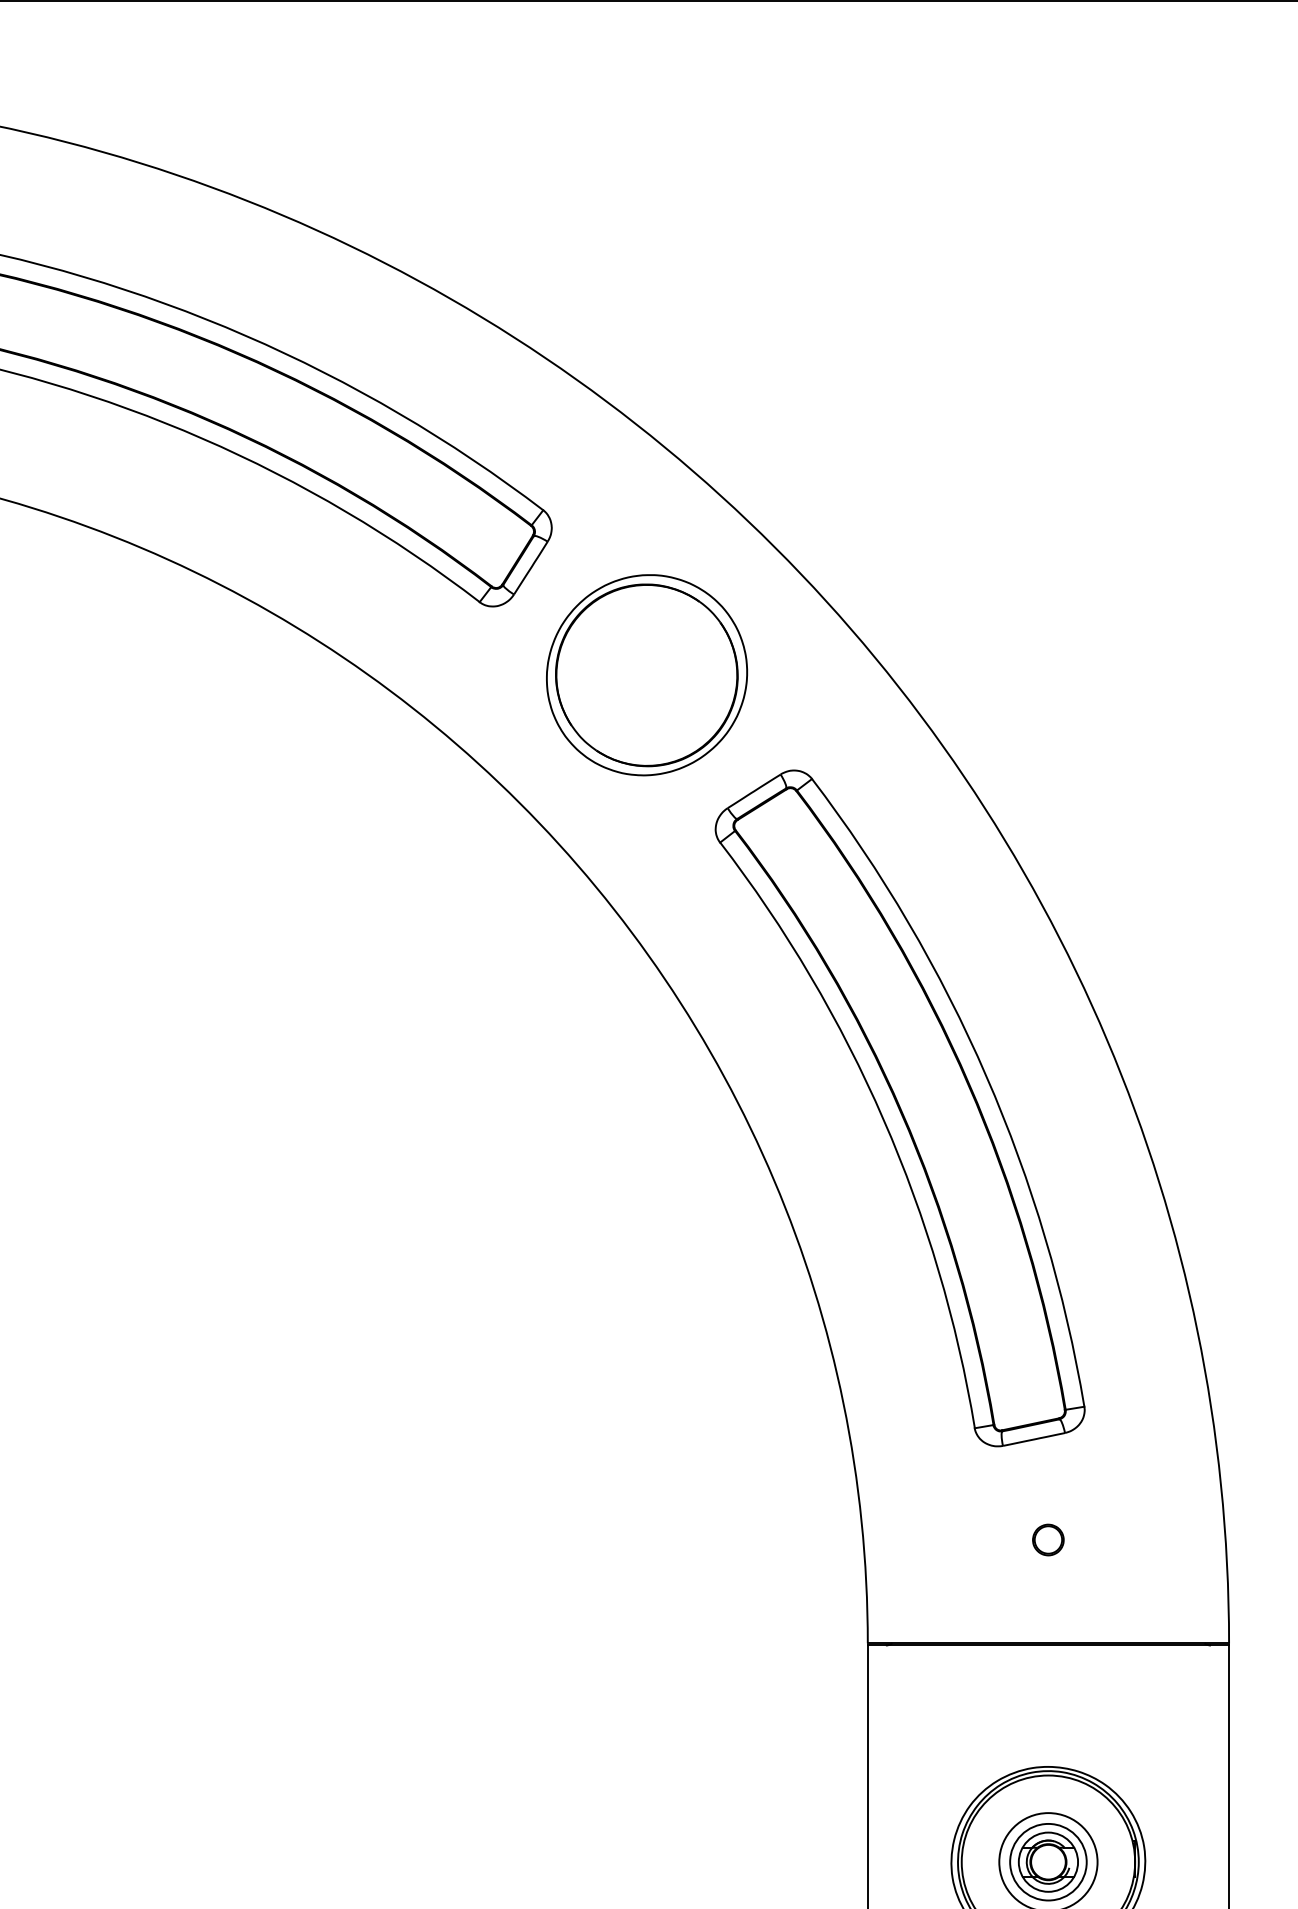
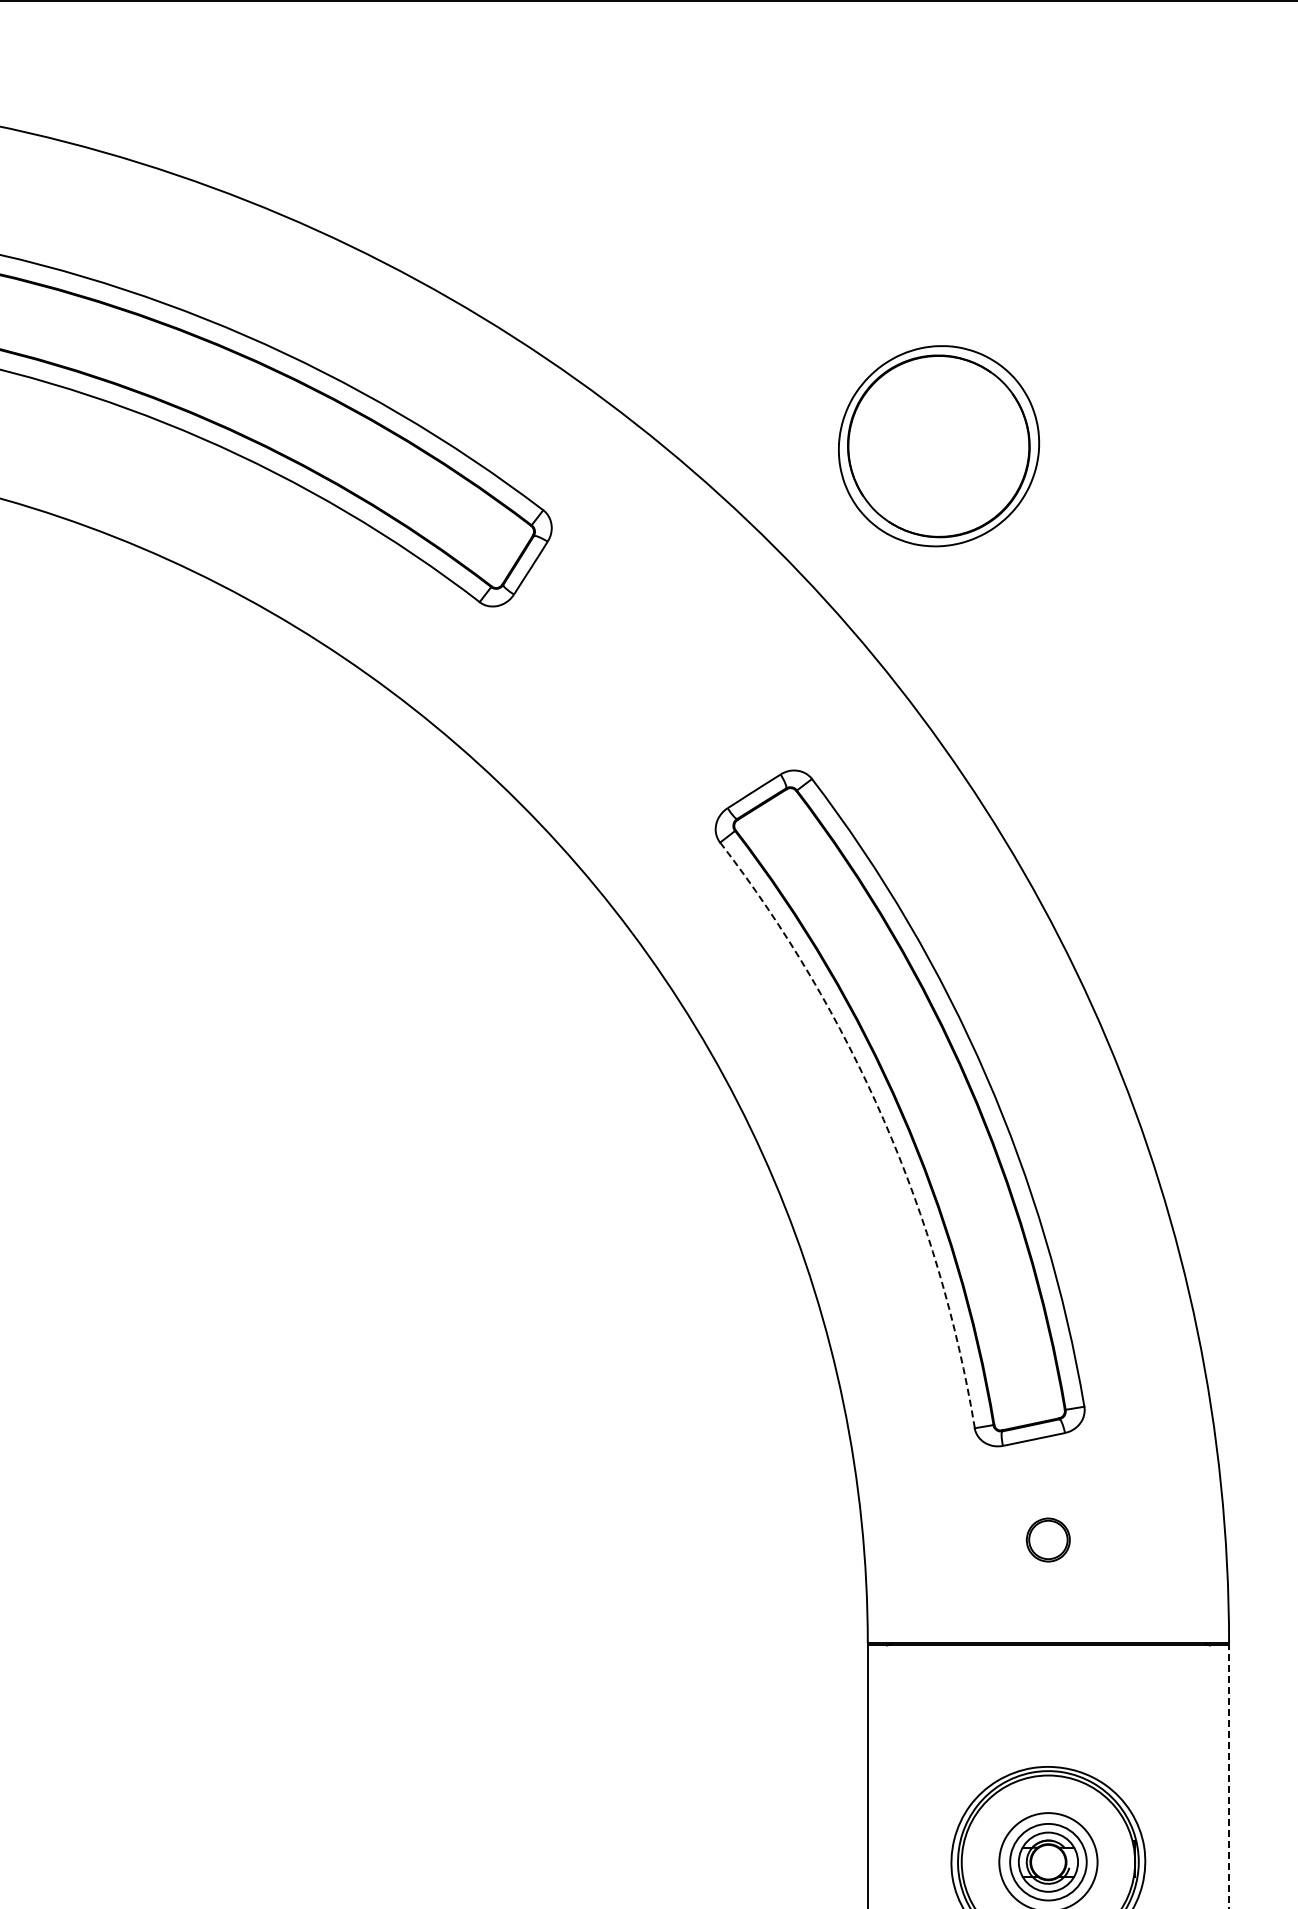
part position: (647, 675) -> (939, 446) (939, 446)
arc: solid -> dashed (883, 1119)
part size: 33x34 px -> 46x46 px (1047, 1539)
line: solid -> dashed (1229, 1776)
